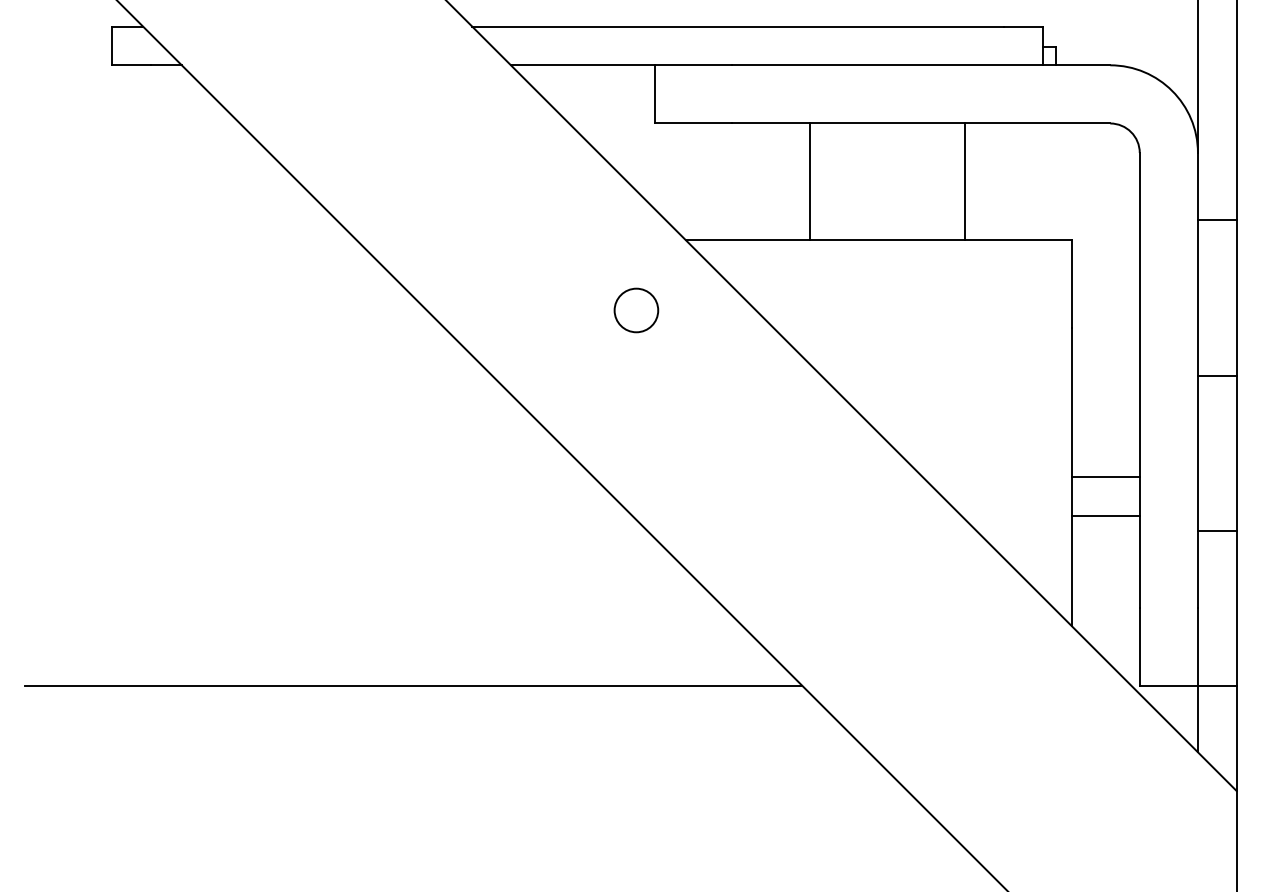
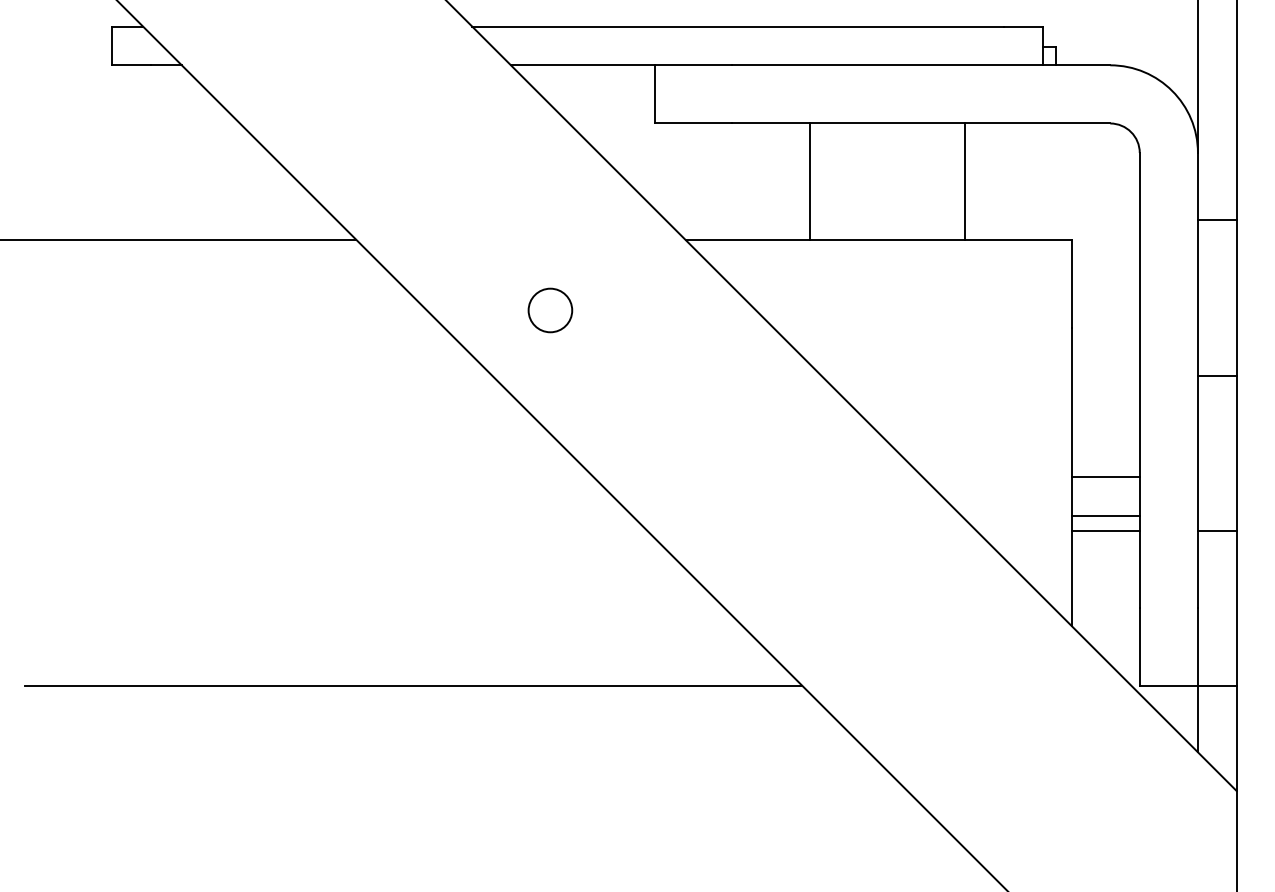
line: none -> present (179, 239)
circle position: (636, 310) -> (550, 310) (550, 310)
line: none -> present (1105, 530)
